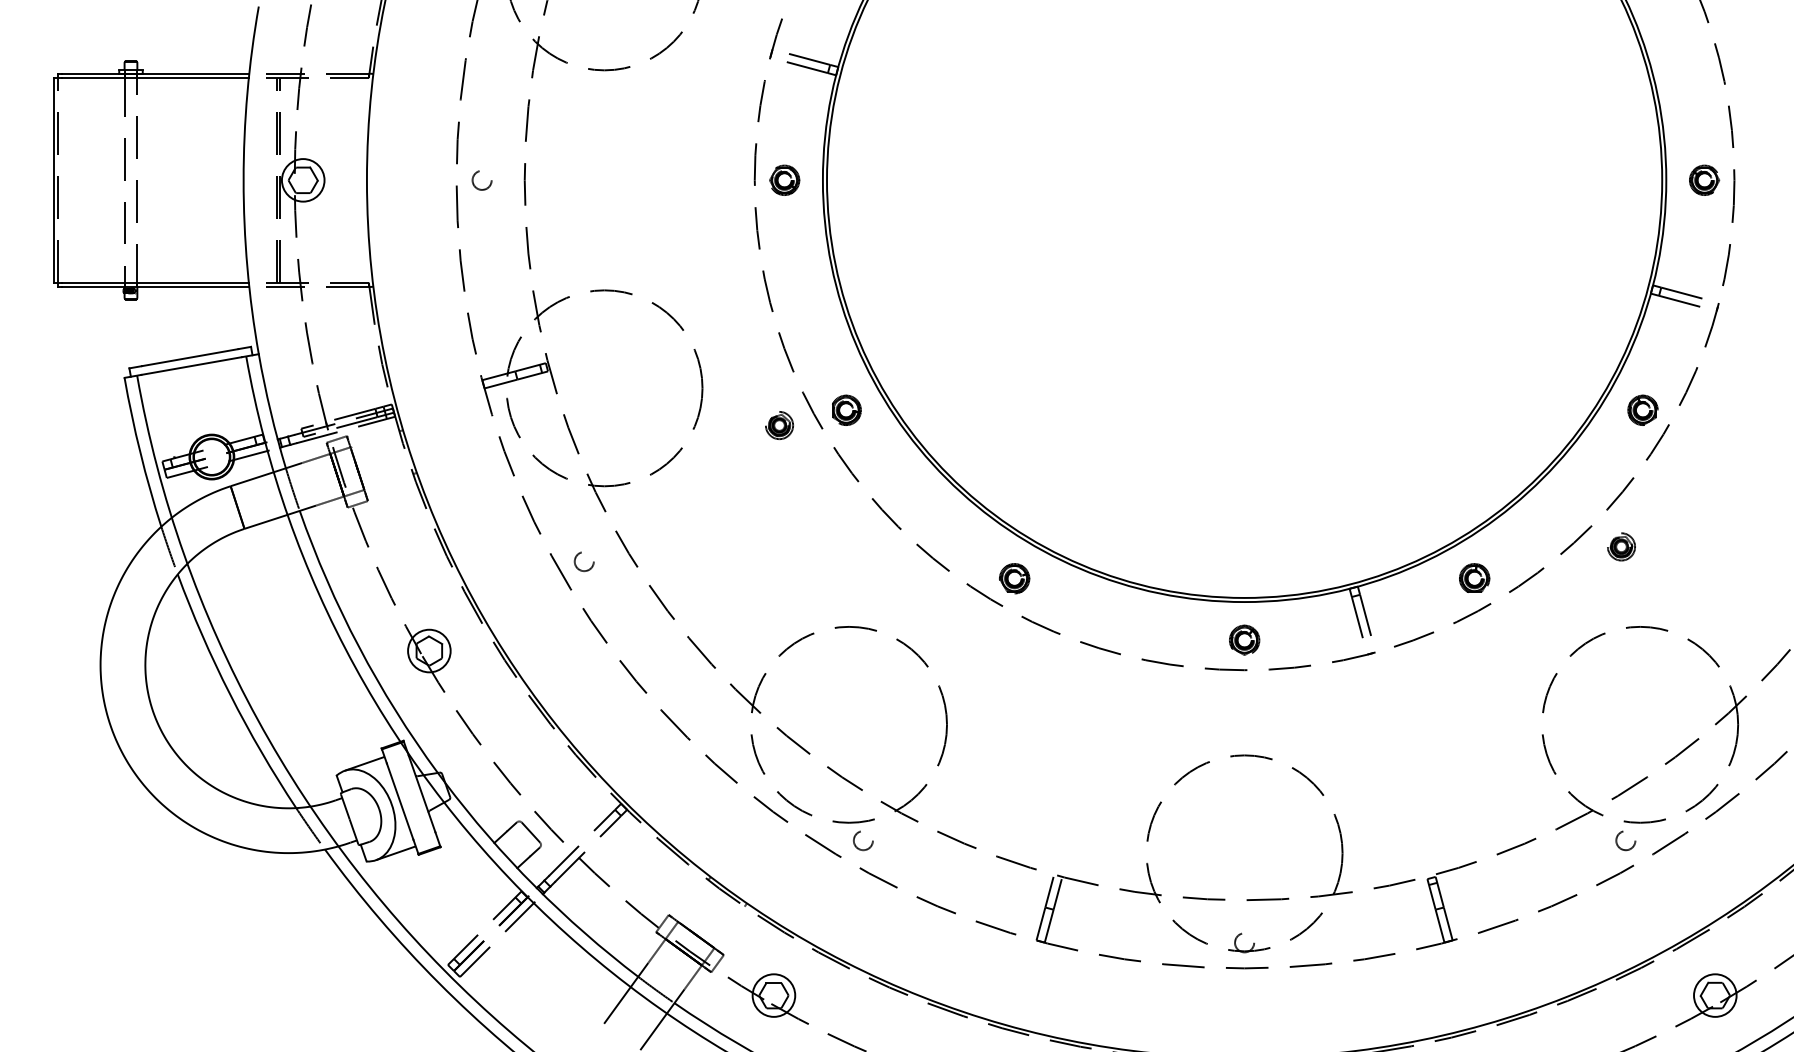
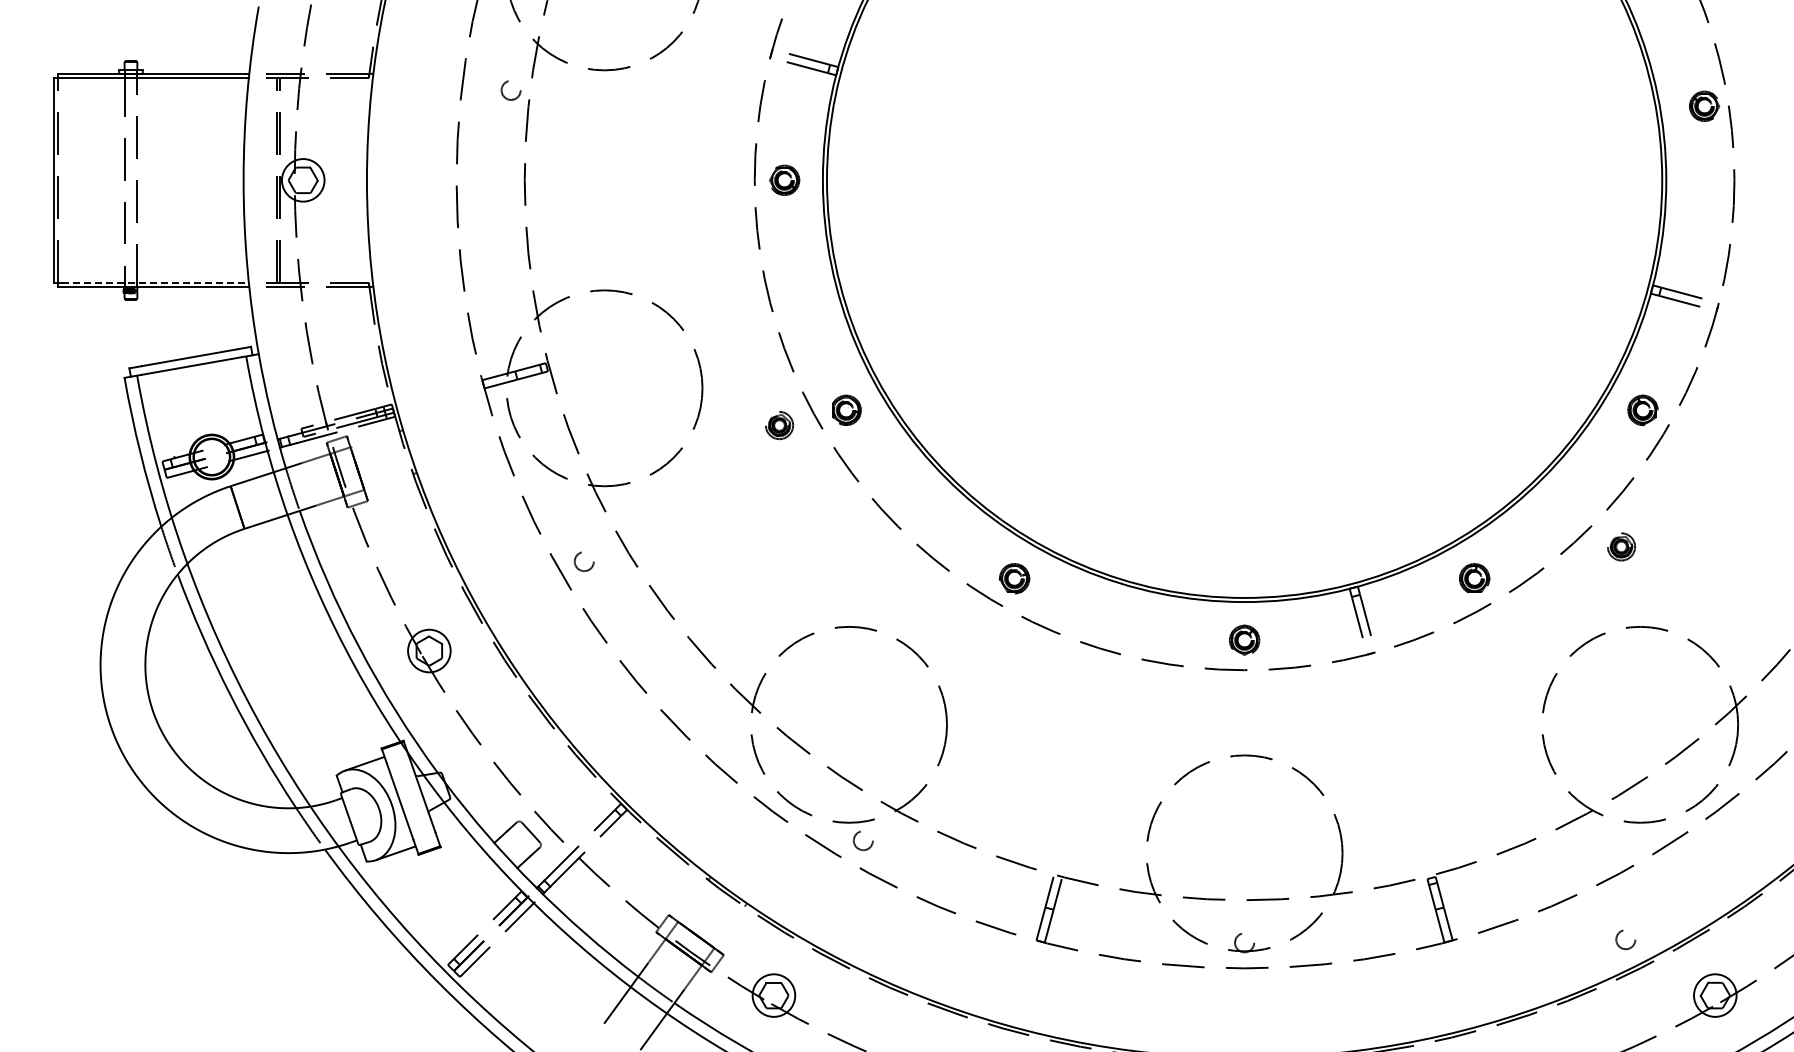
part position: (1704, 179) -> (1704, 105) (1704, 105)
circle position: (481, 180) -> (510, 90) (510, 90)
line: solid -> dashed (156, 282)
circle position: (1625, 840) -> (1625, 939) (1625, 939)
